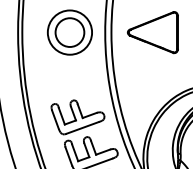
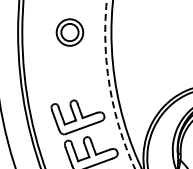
part size: 46x47 px -> 30x29 px (69, 32)
part: present -> none (152, 32)
arc: solid -> dashed (109, 86)
